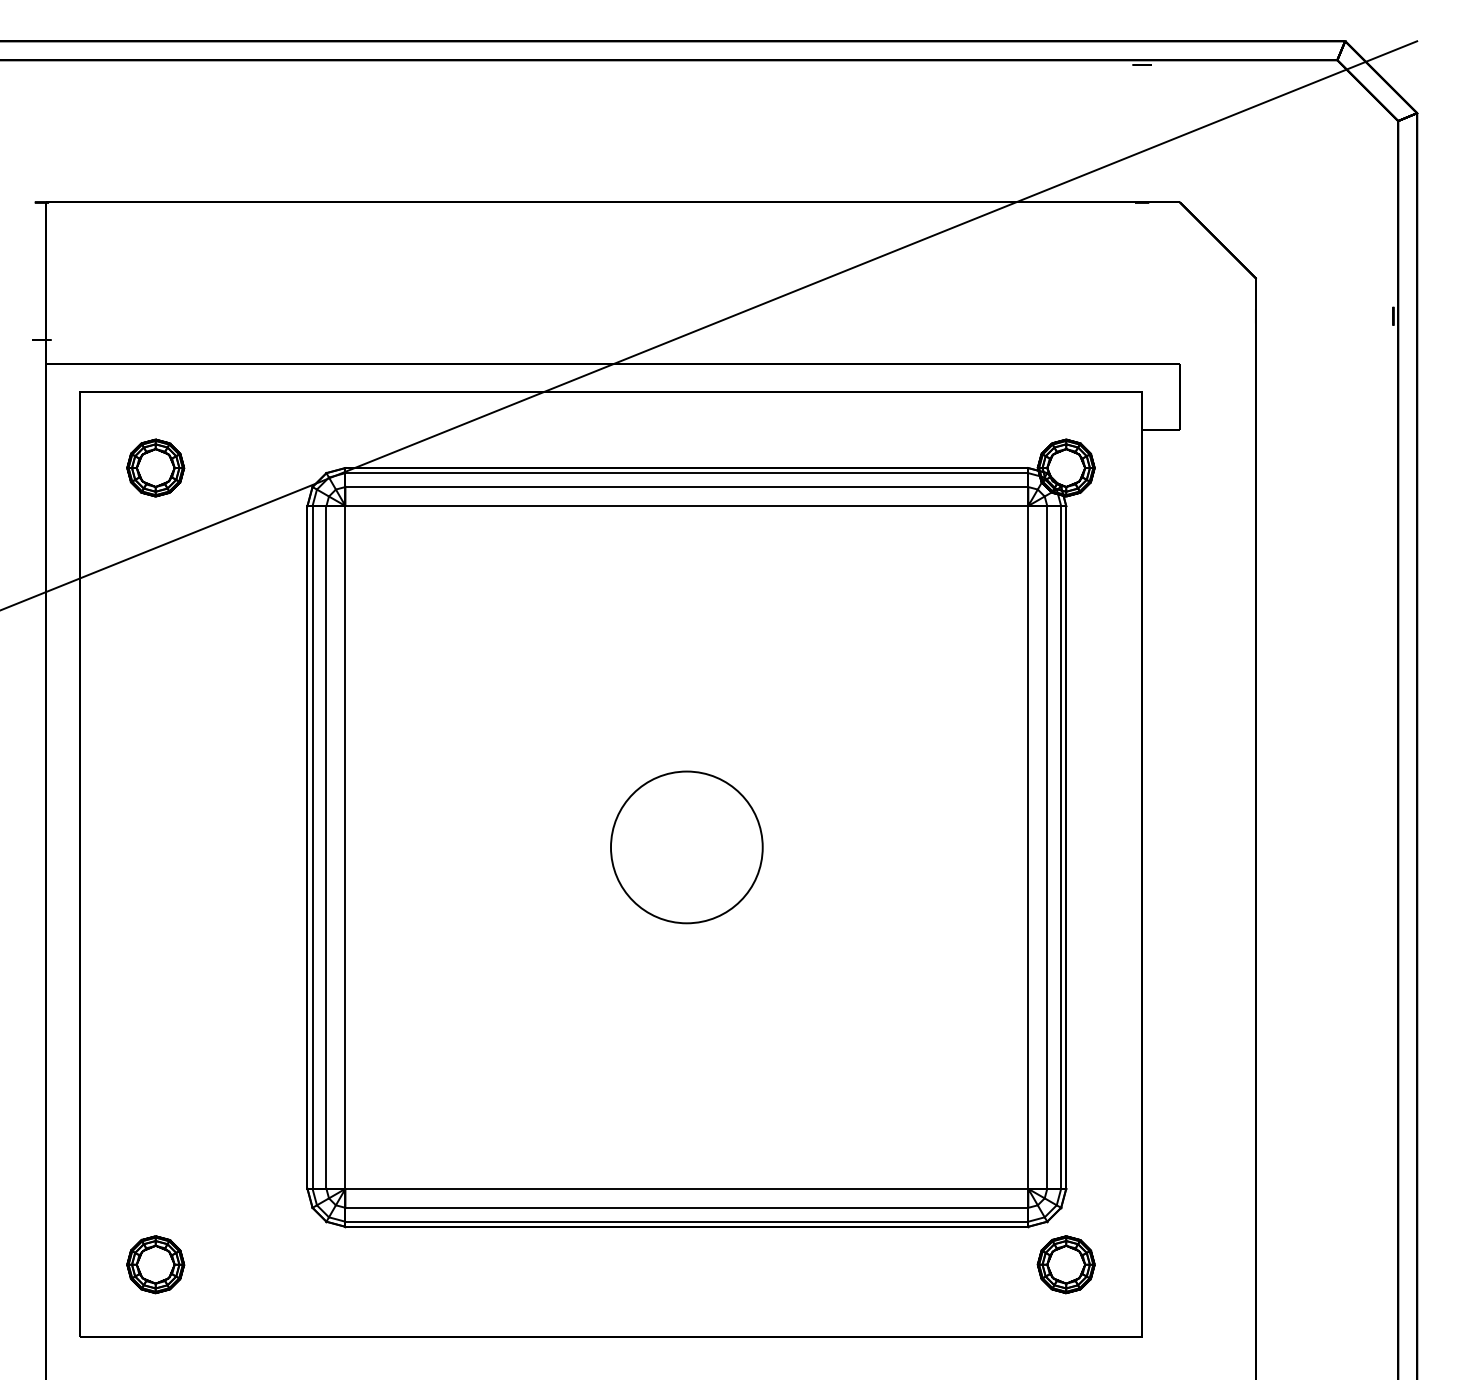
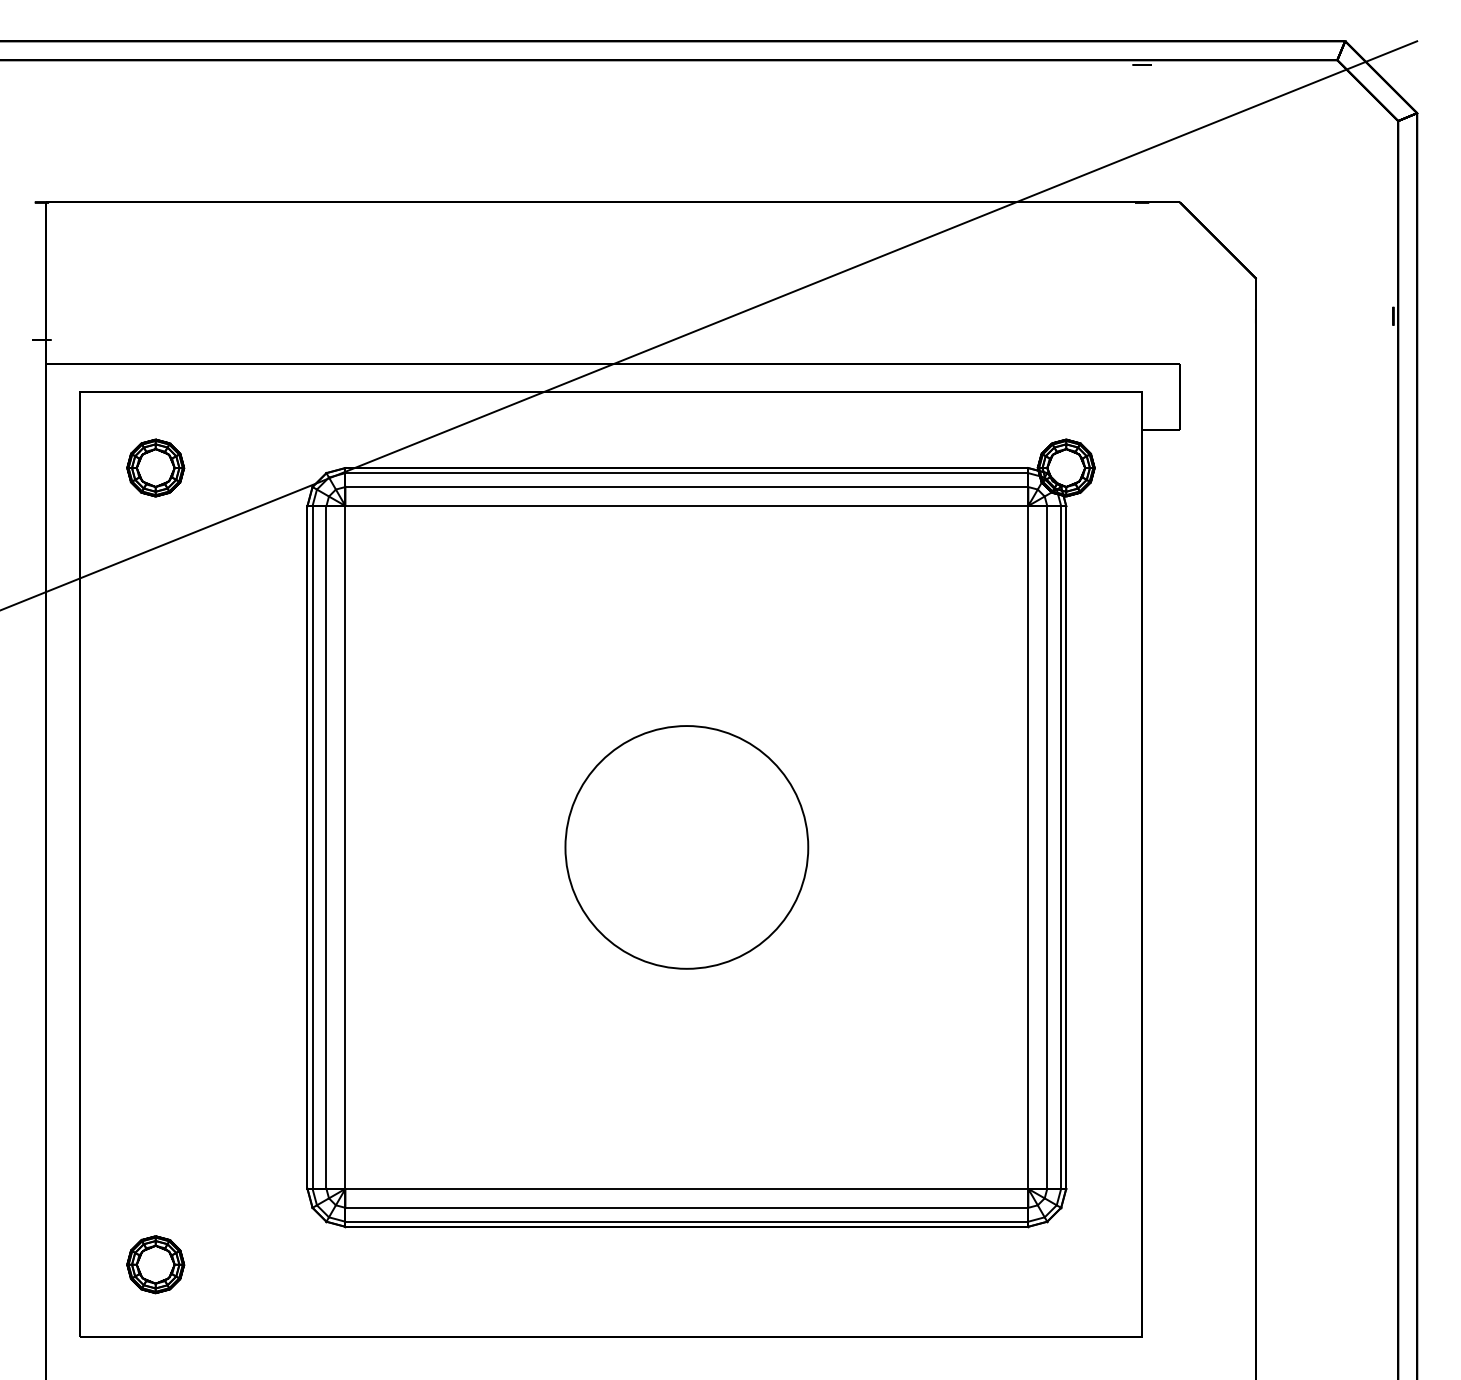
circle diameter: 152 px -> 243 px (686, 847)
part: present -> none (1065, 1264)
